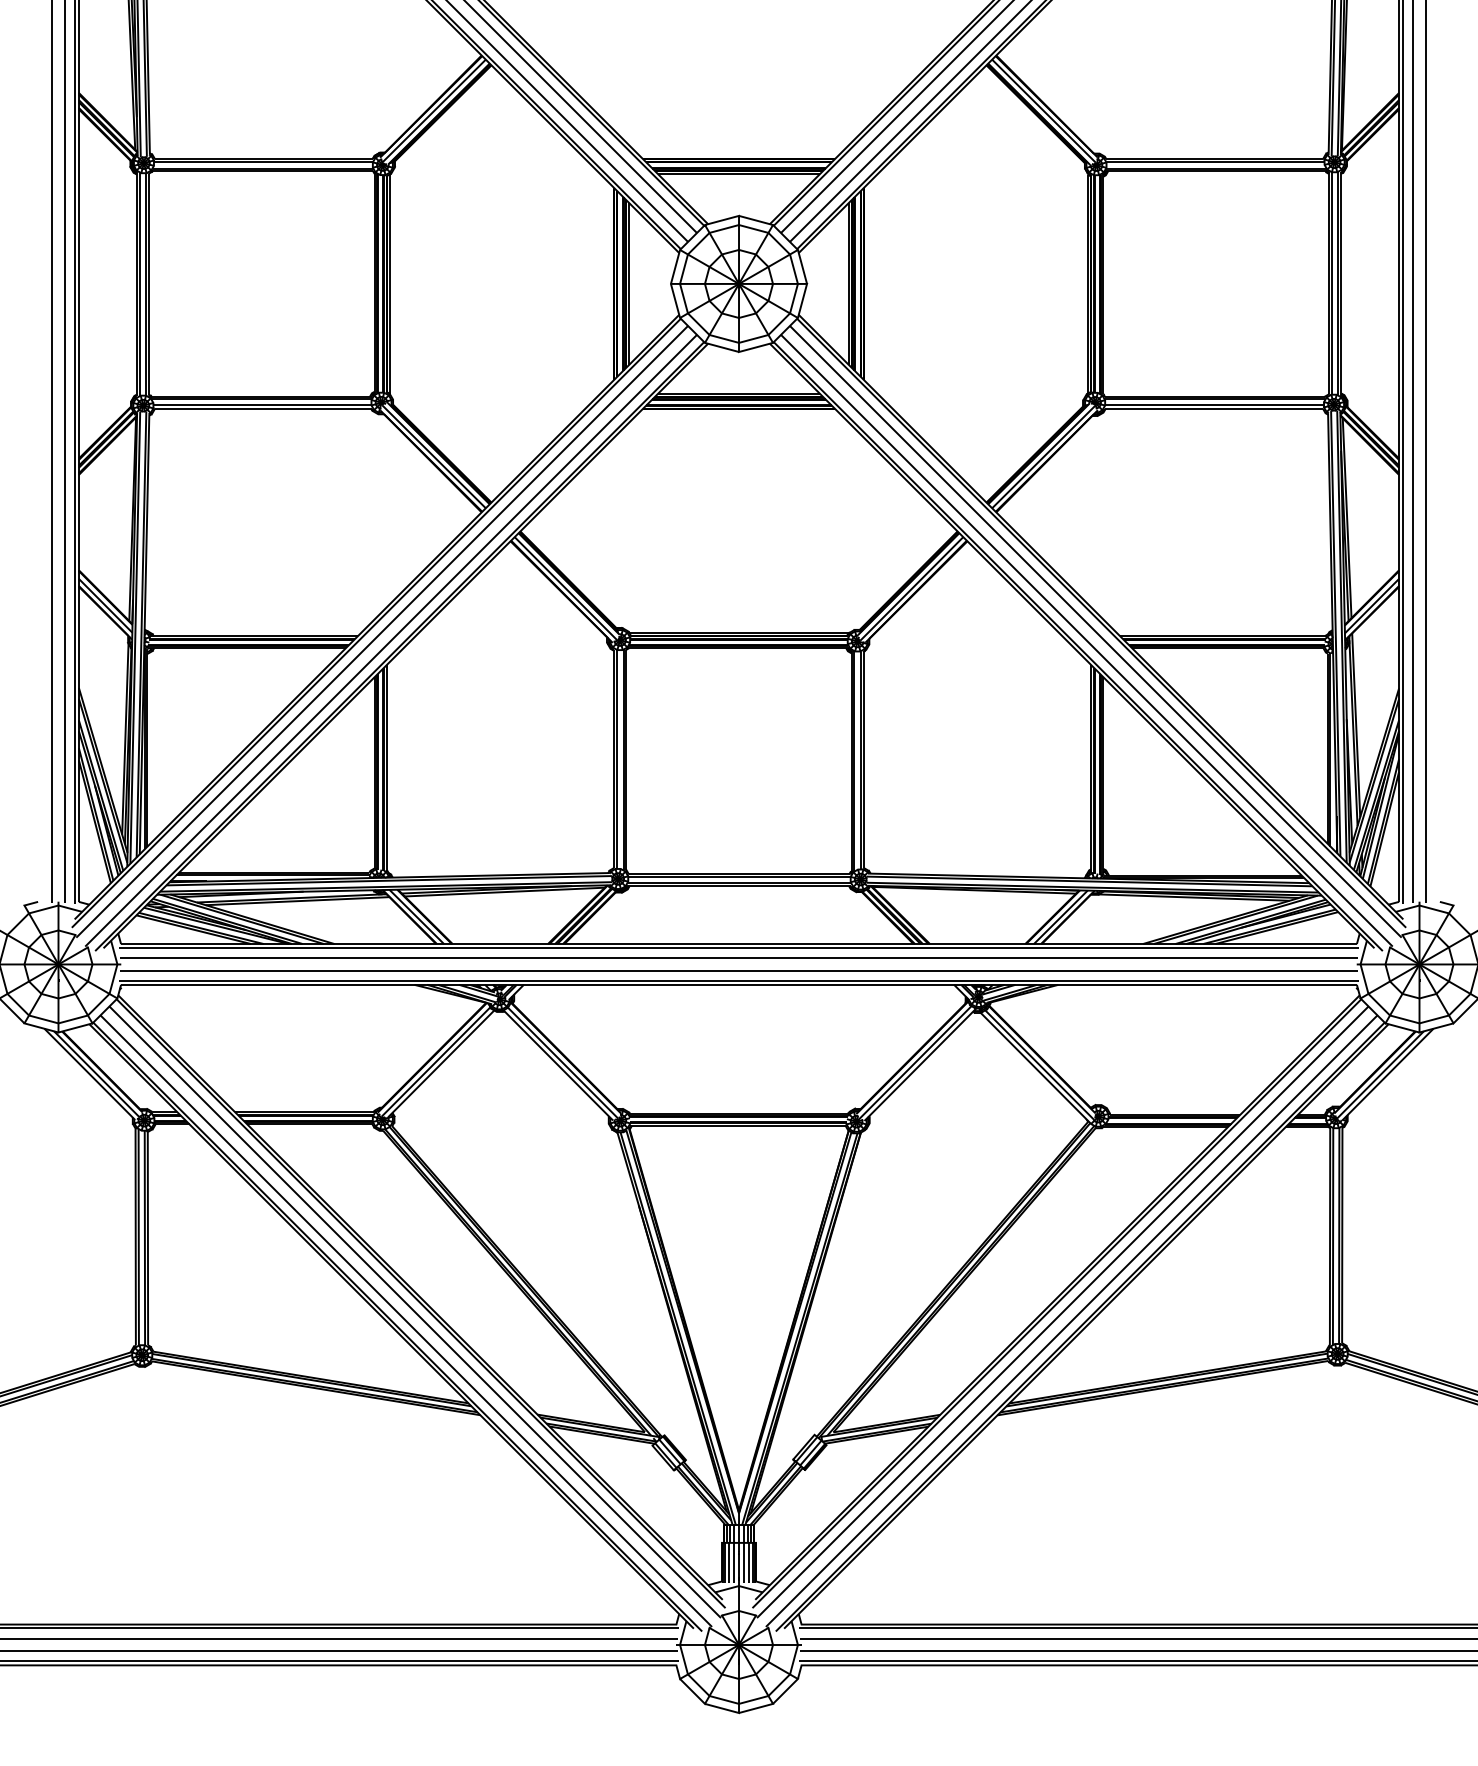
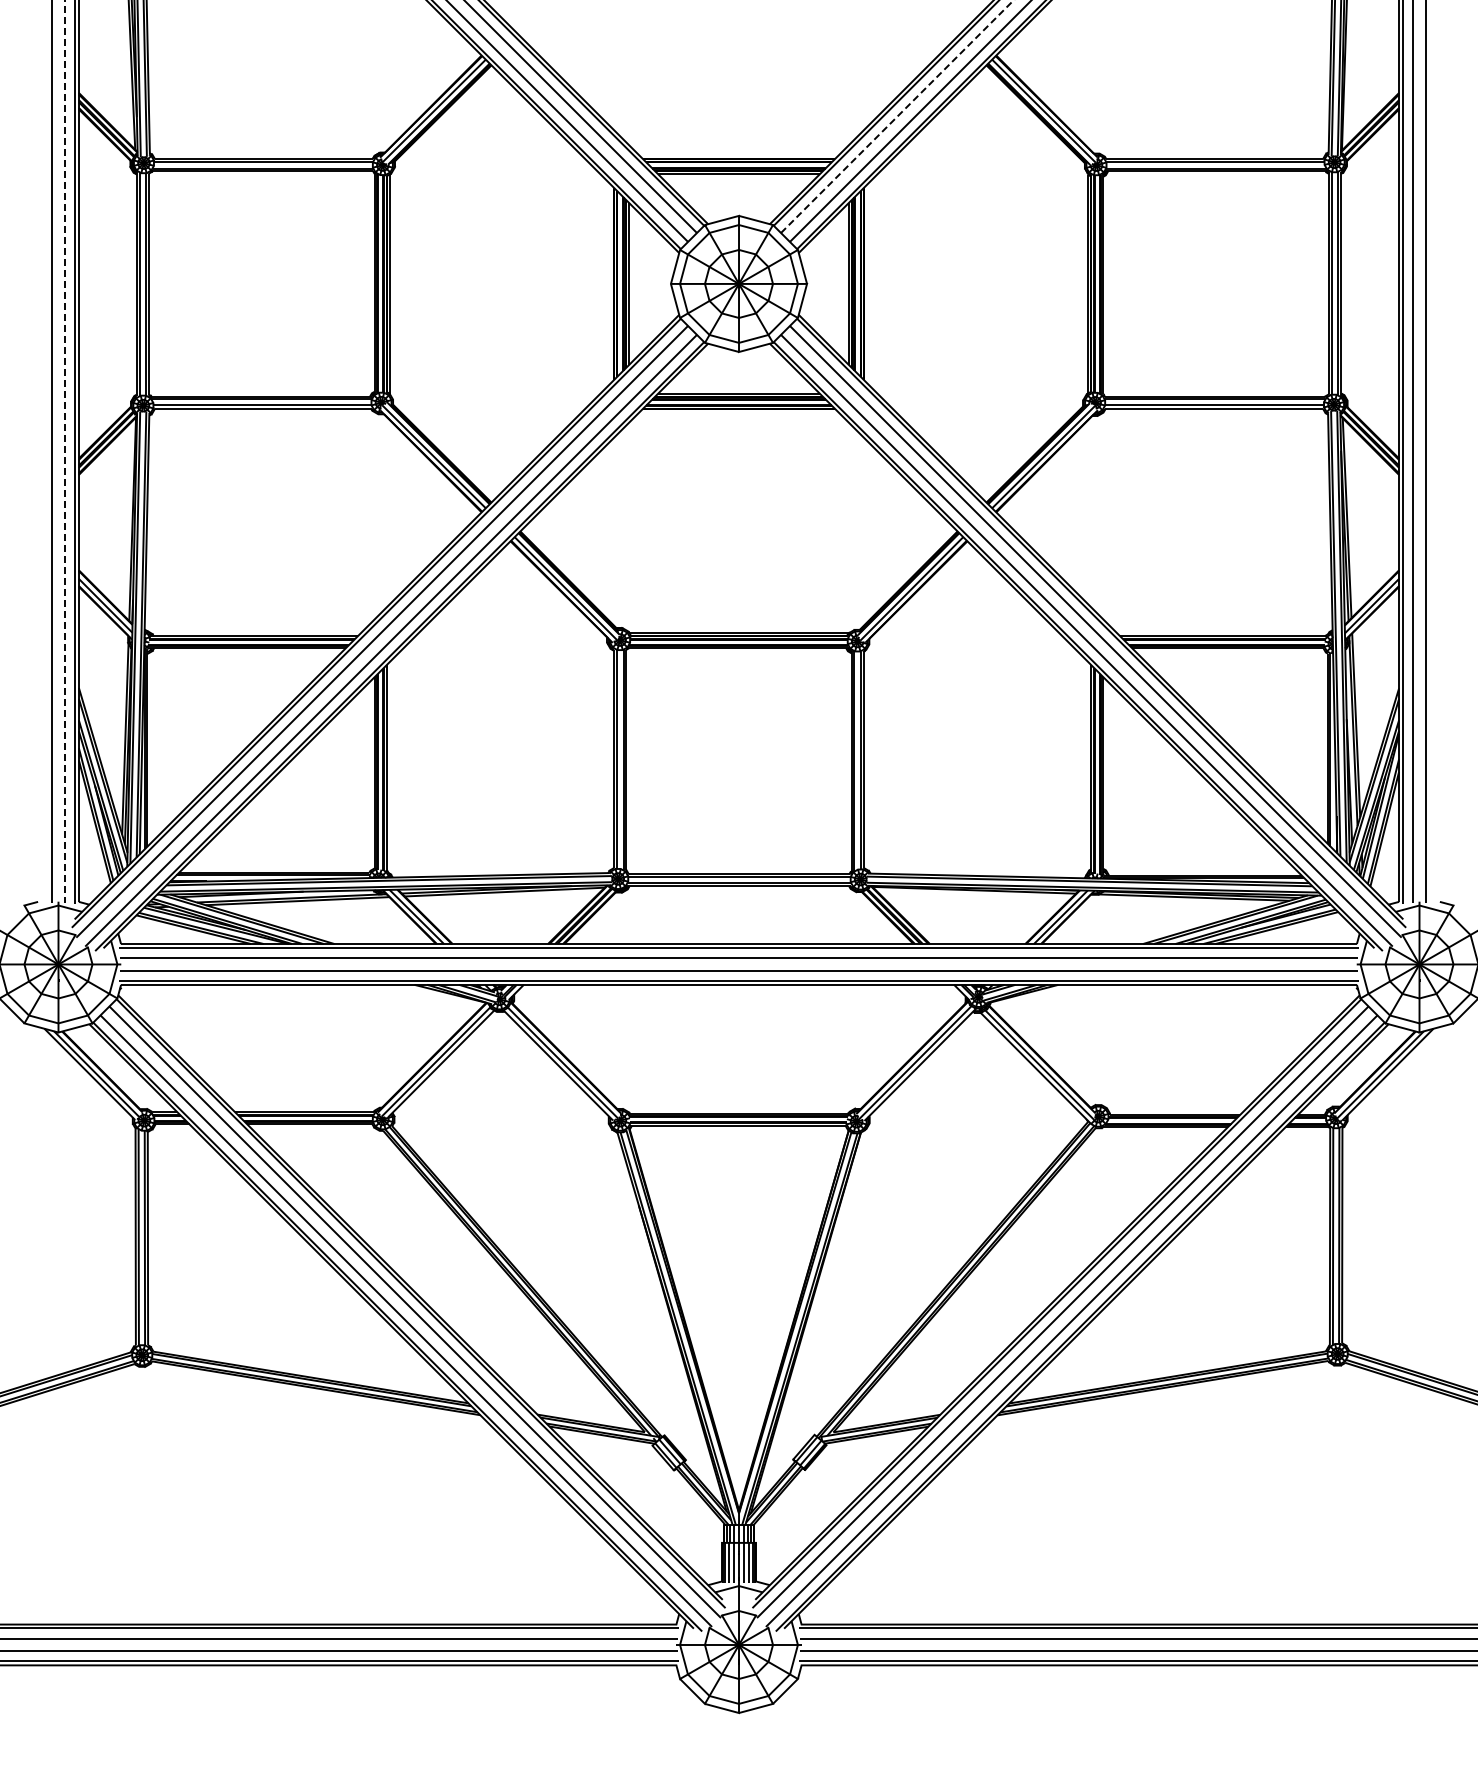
line: solid -> dashed (897, 116)
line: solid -> dashed (64, 452)
